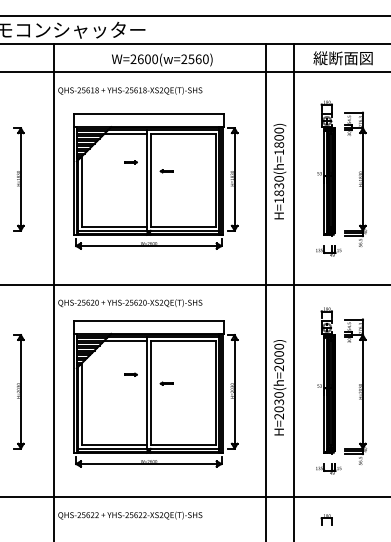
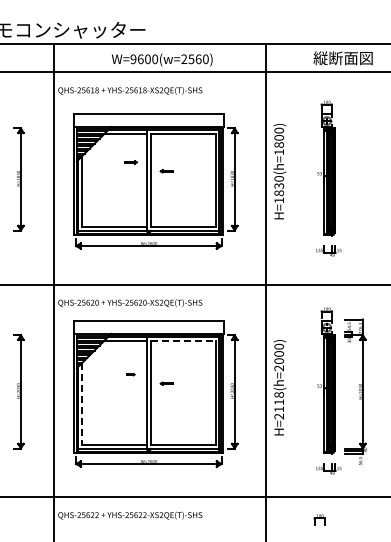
line: present -> none (194, 16)
text: W=2600(w=2560) -> W=9600(w=2560) (133, 59)
part: present -> none (355, 178)
line: present -> none (294, 291)
line: solid -> dashed (183, 341)
part size: 14x5 px -> 10x5 px (130, 374)
text: H=2030(h=2000) -> H=2118(h=2000) (279, 402)
line: solid -> dashed (82, 403)
part position: (326, 519) -> (319, 519) (319, 519)
